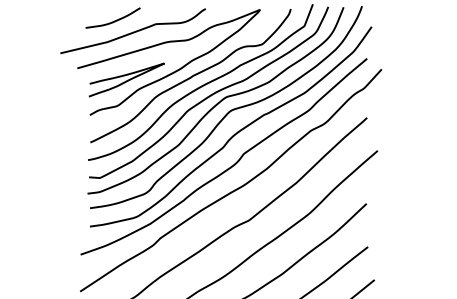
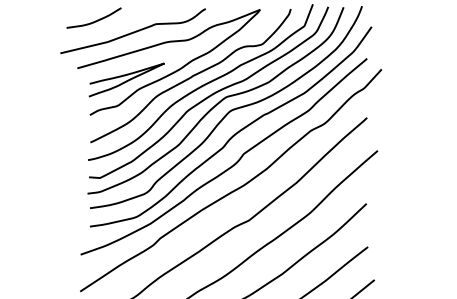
curve position: (114, 20) -> (95, 20) (95, 20)
